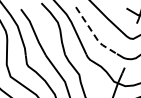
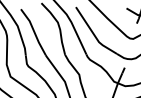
line: dashed -> solid (94, 34)
